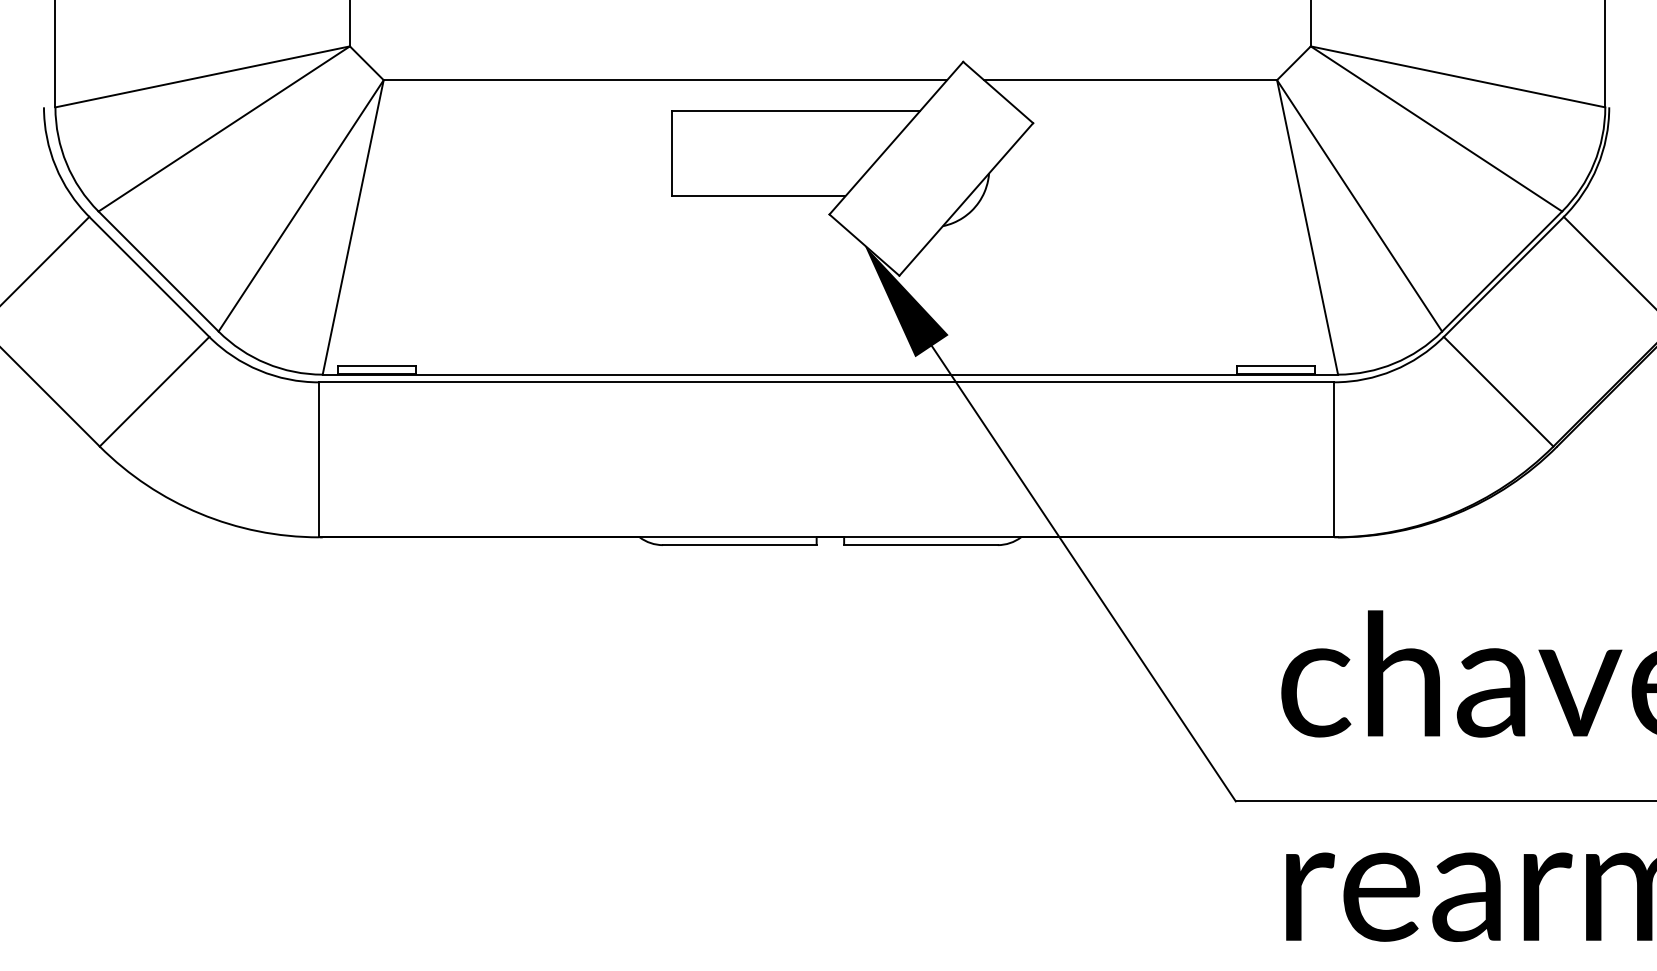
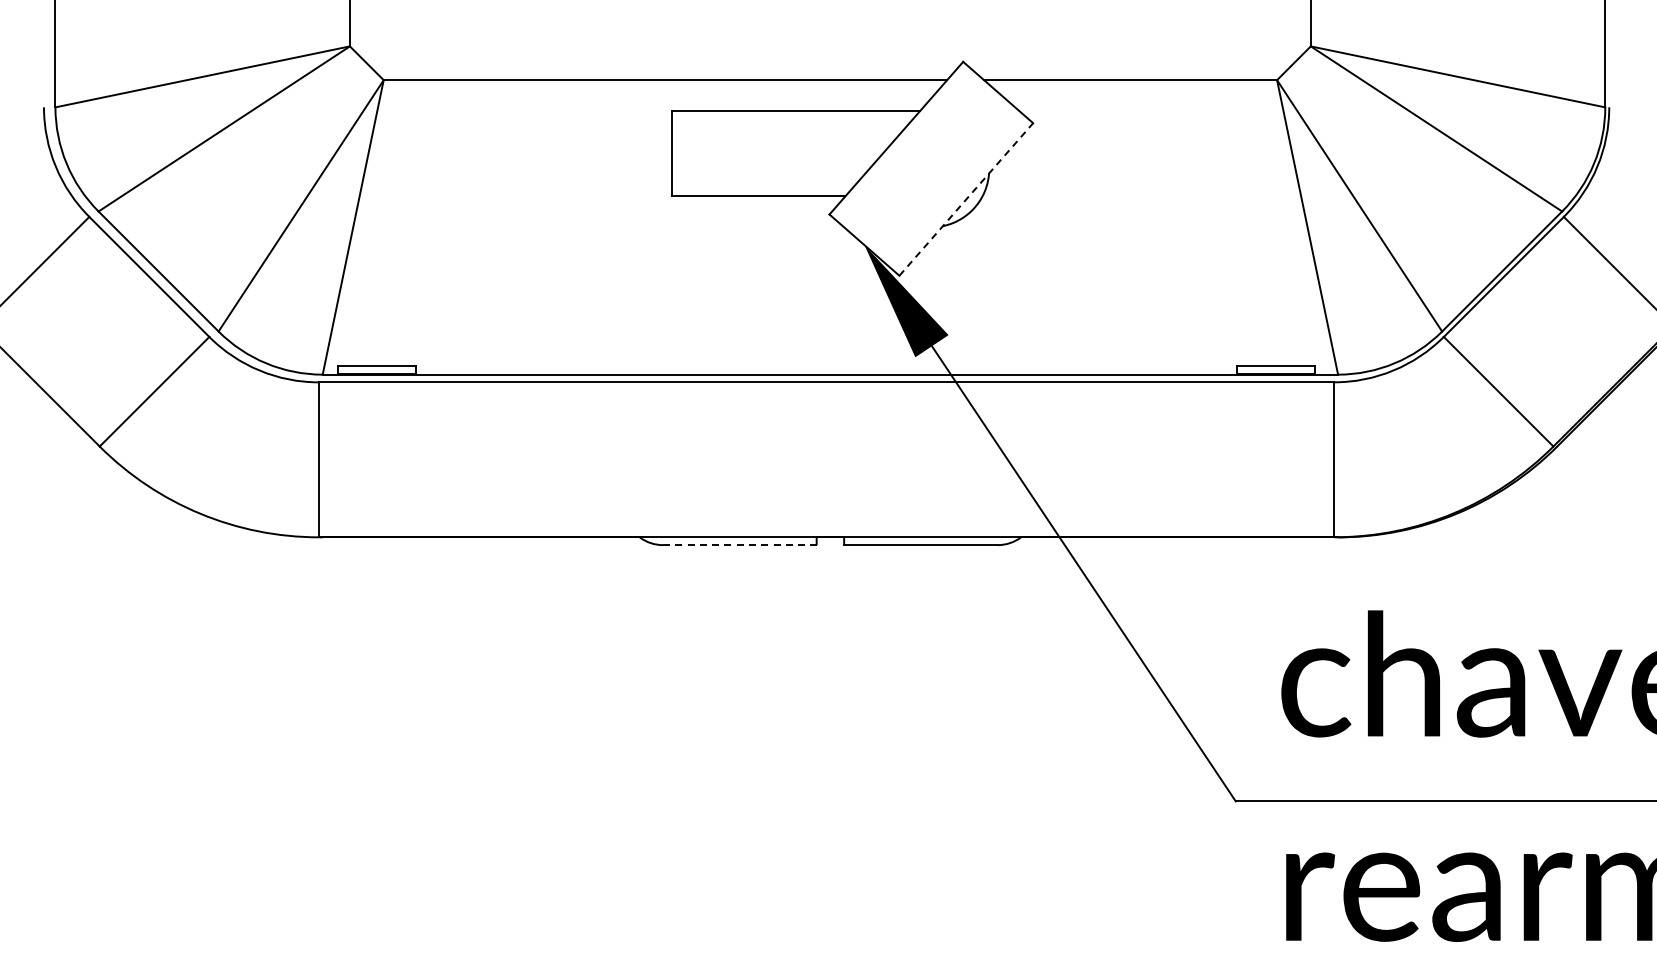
line: solid -> dashed (966, 199)
line: solid -> dashed (739, 545)
